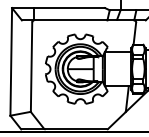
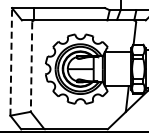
line: solid -> dashed (11, 61)
line: solid -> dashed (31, 67)
